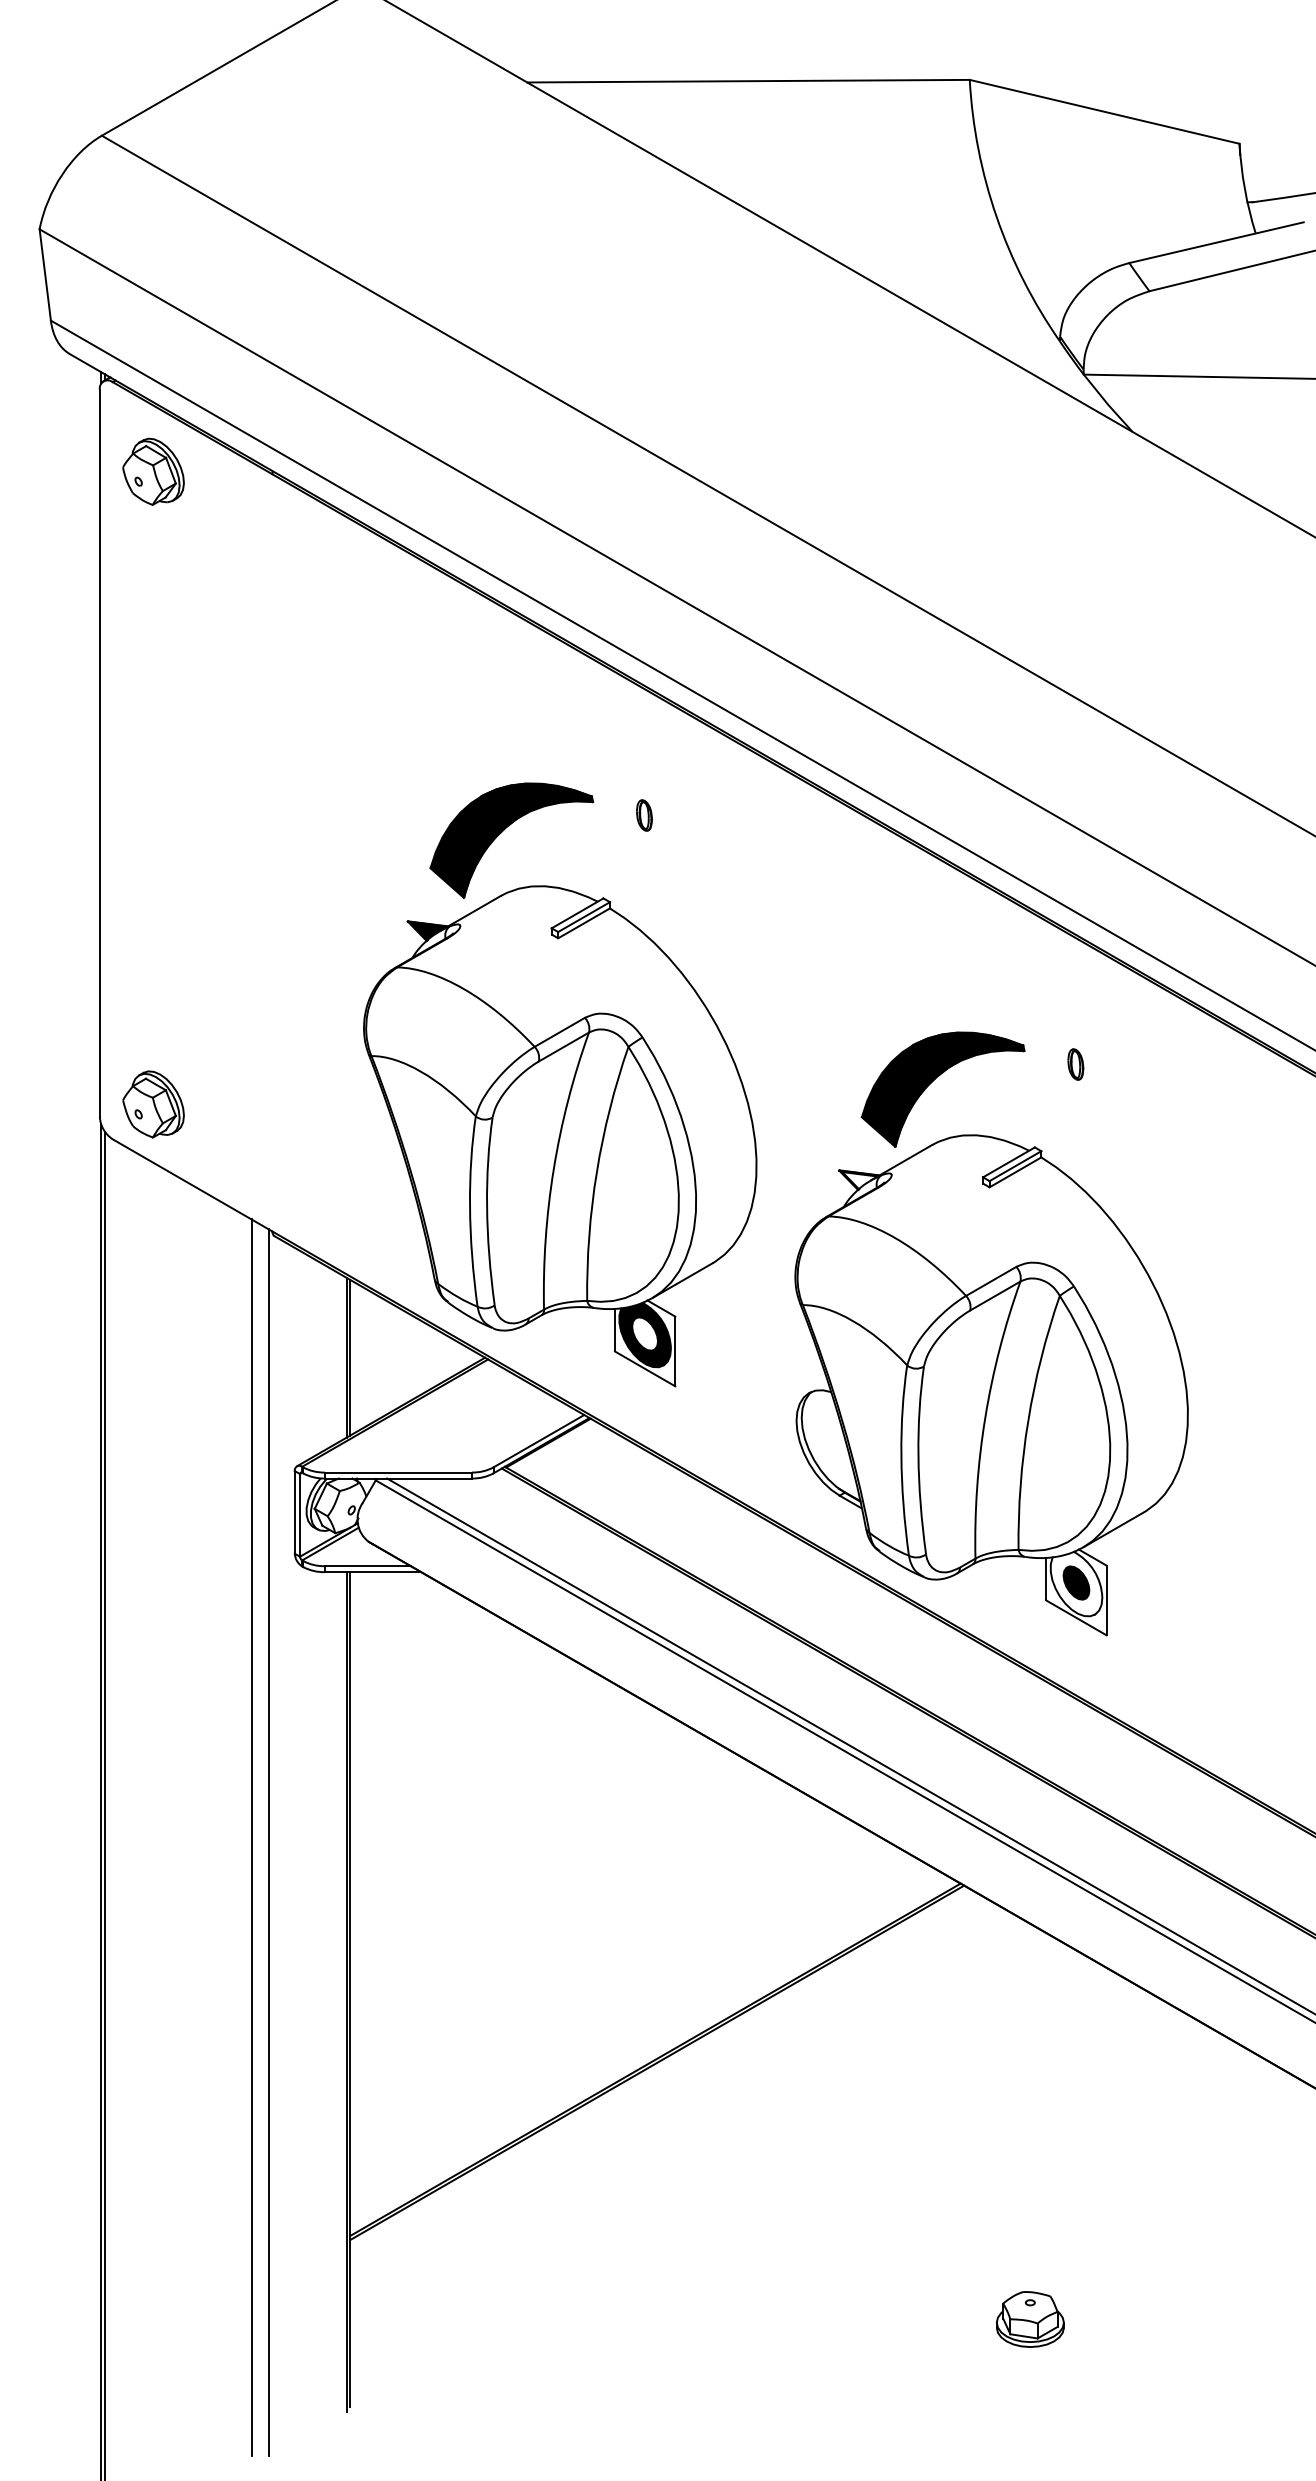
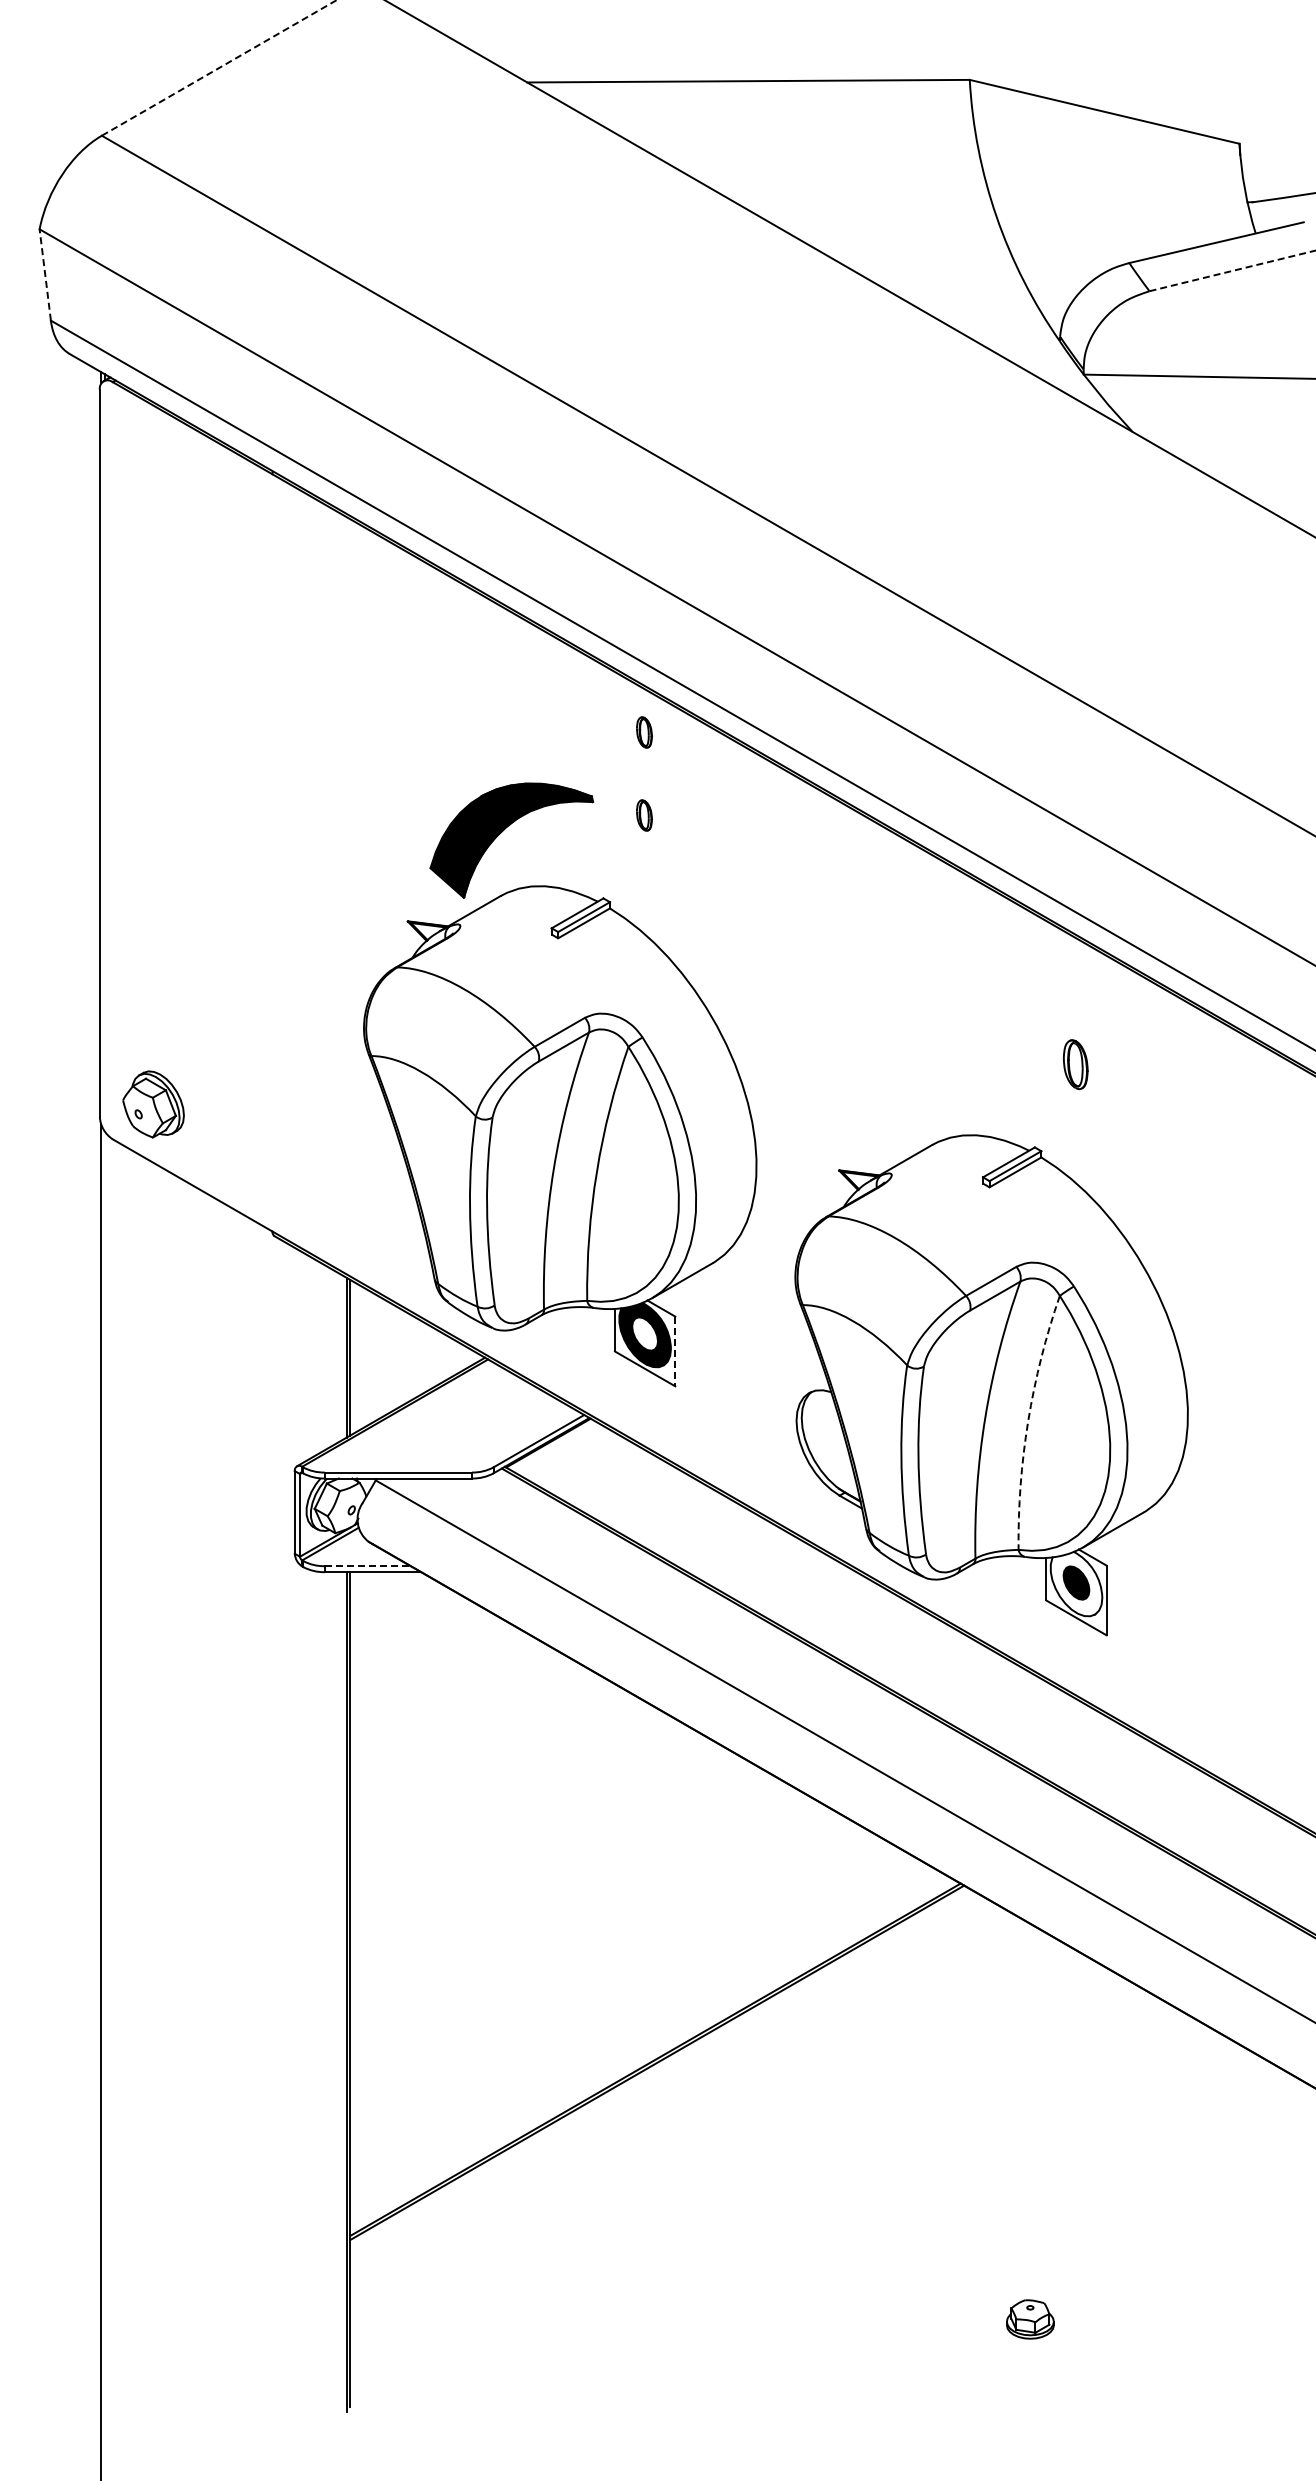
line: solid -> dashed (219, 67)
line: solid -> dashed (1232, 270)
line: solid -> dashed (45, 274)
part: present -> none (153, 471)
part: none -> present (644, 732)
fill: present -> none (428, 931)
part size: 18x33 px -> 27x52 px (1075, 1064)
part: present -> none (934, 1080)
line: solid -> dashed (675, 1351)
arc: solid -> dashed (1028, 1421)
line: solid -> dashed (368, 1566)
line: present -> none (849, 1745)
line: present -> none (105, 1804)
line: present -> none (251, 1837)
line: present -> none (268, 1842)
part size: 69x57 px -> 49x41 px (1030, 2319)
